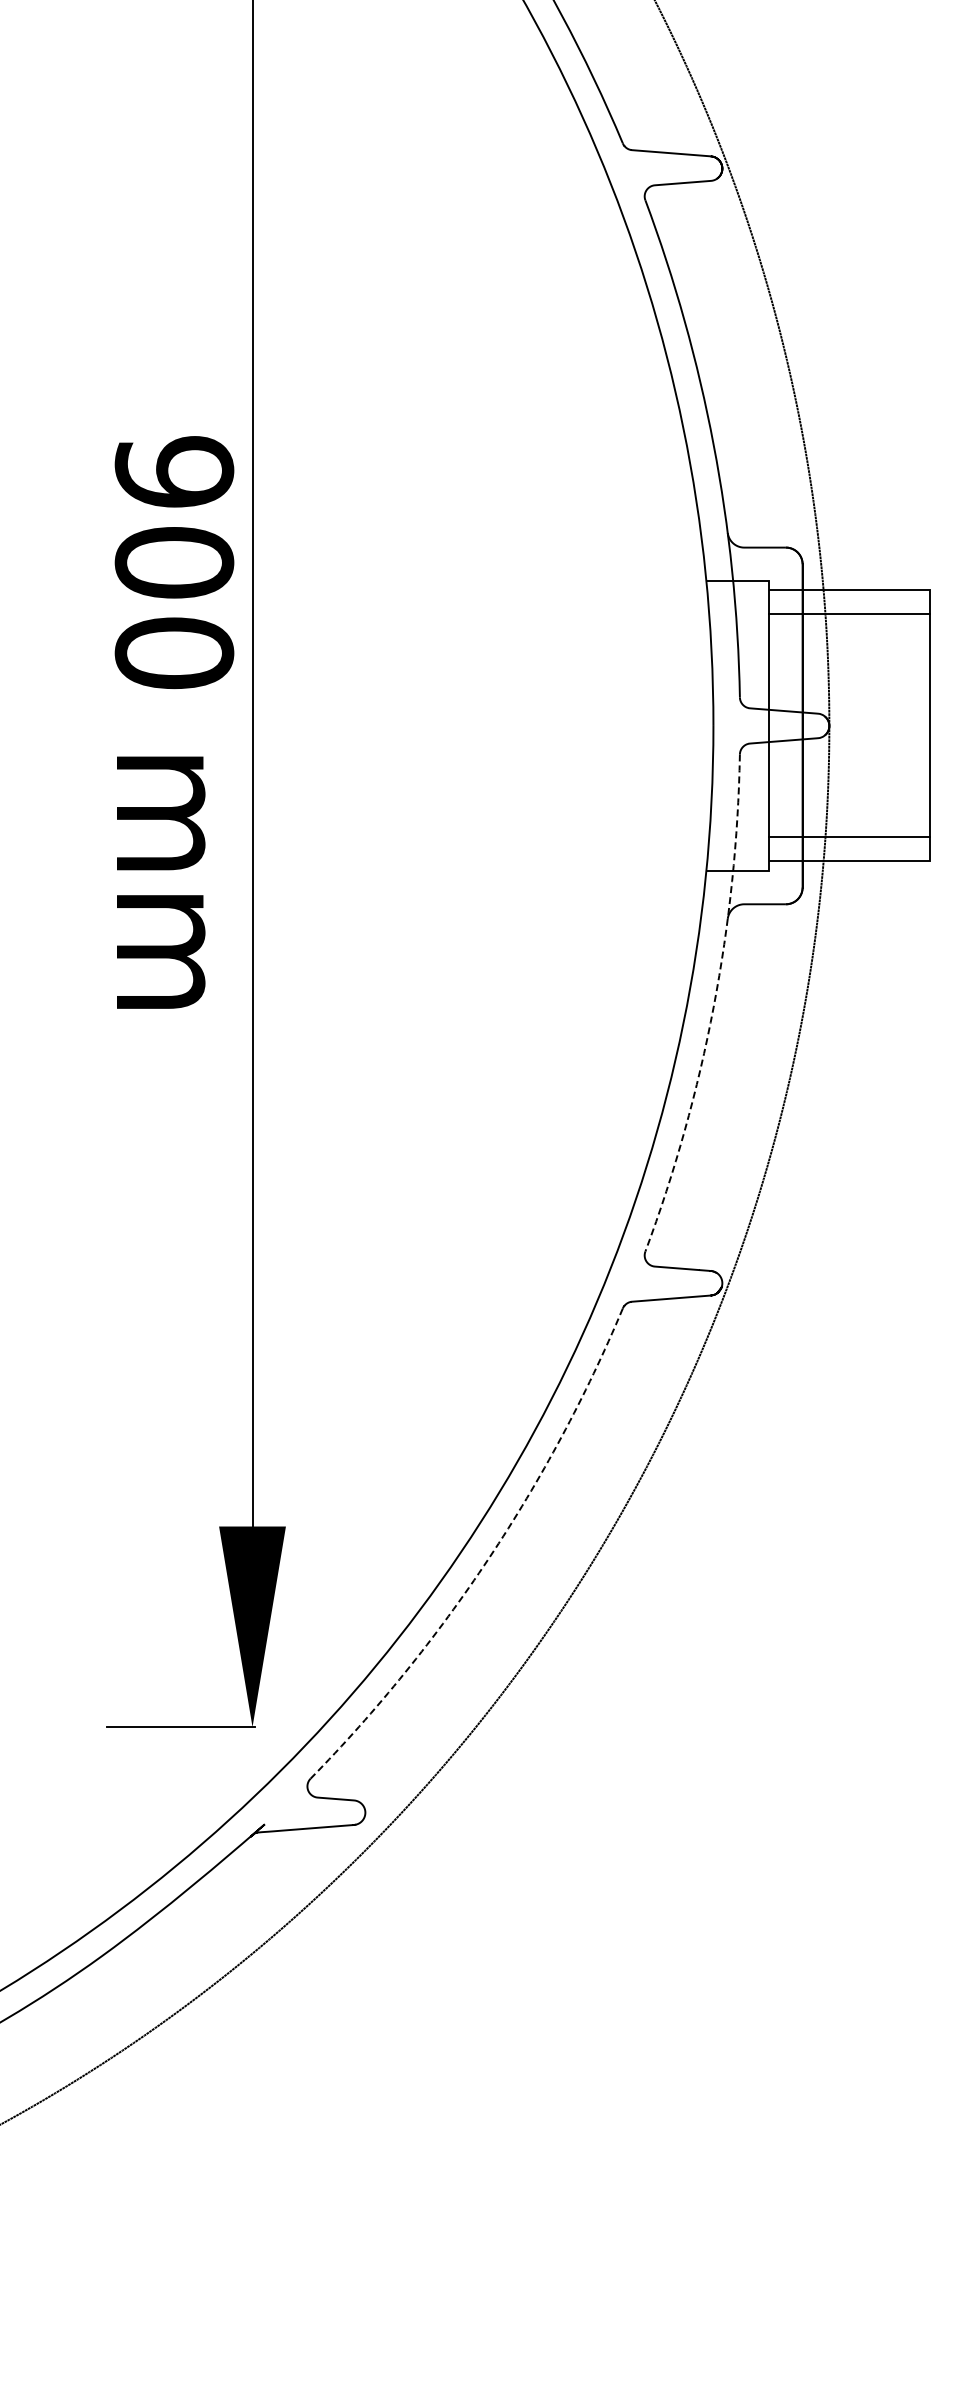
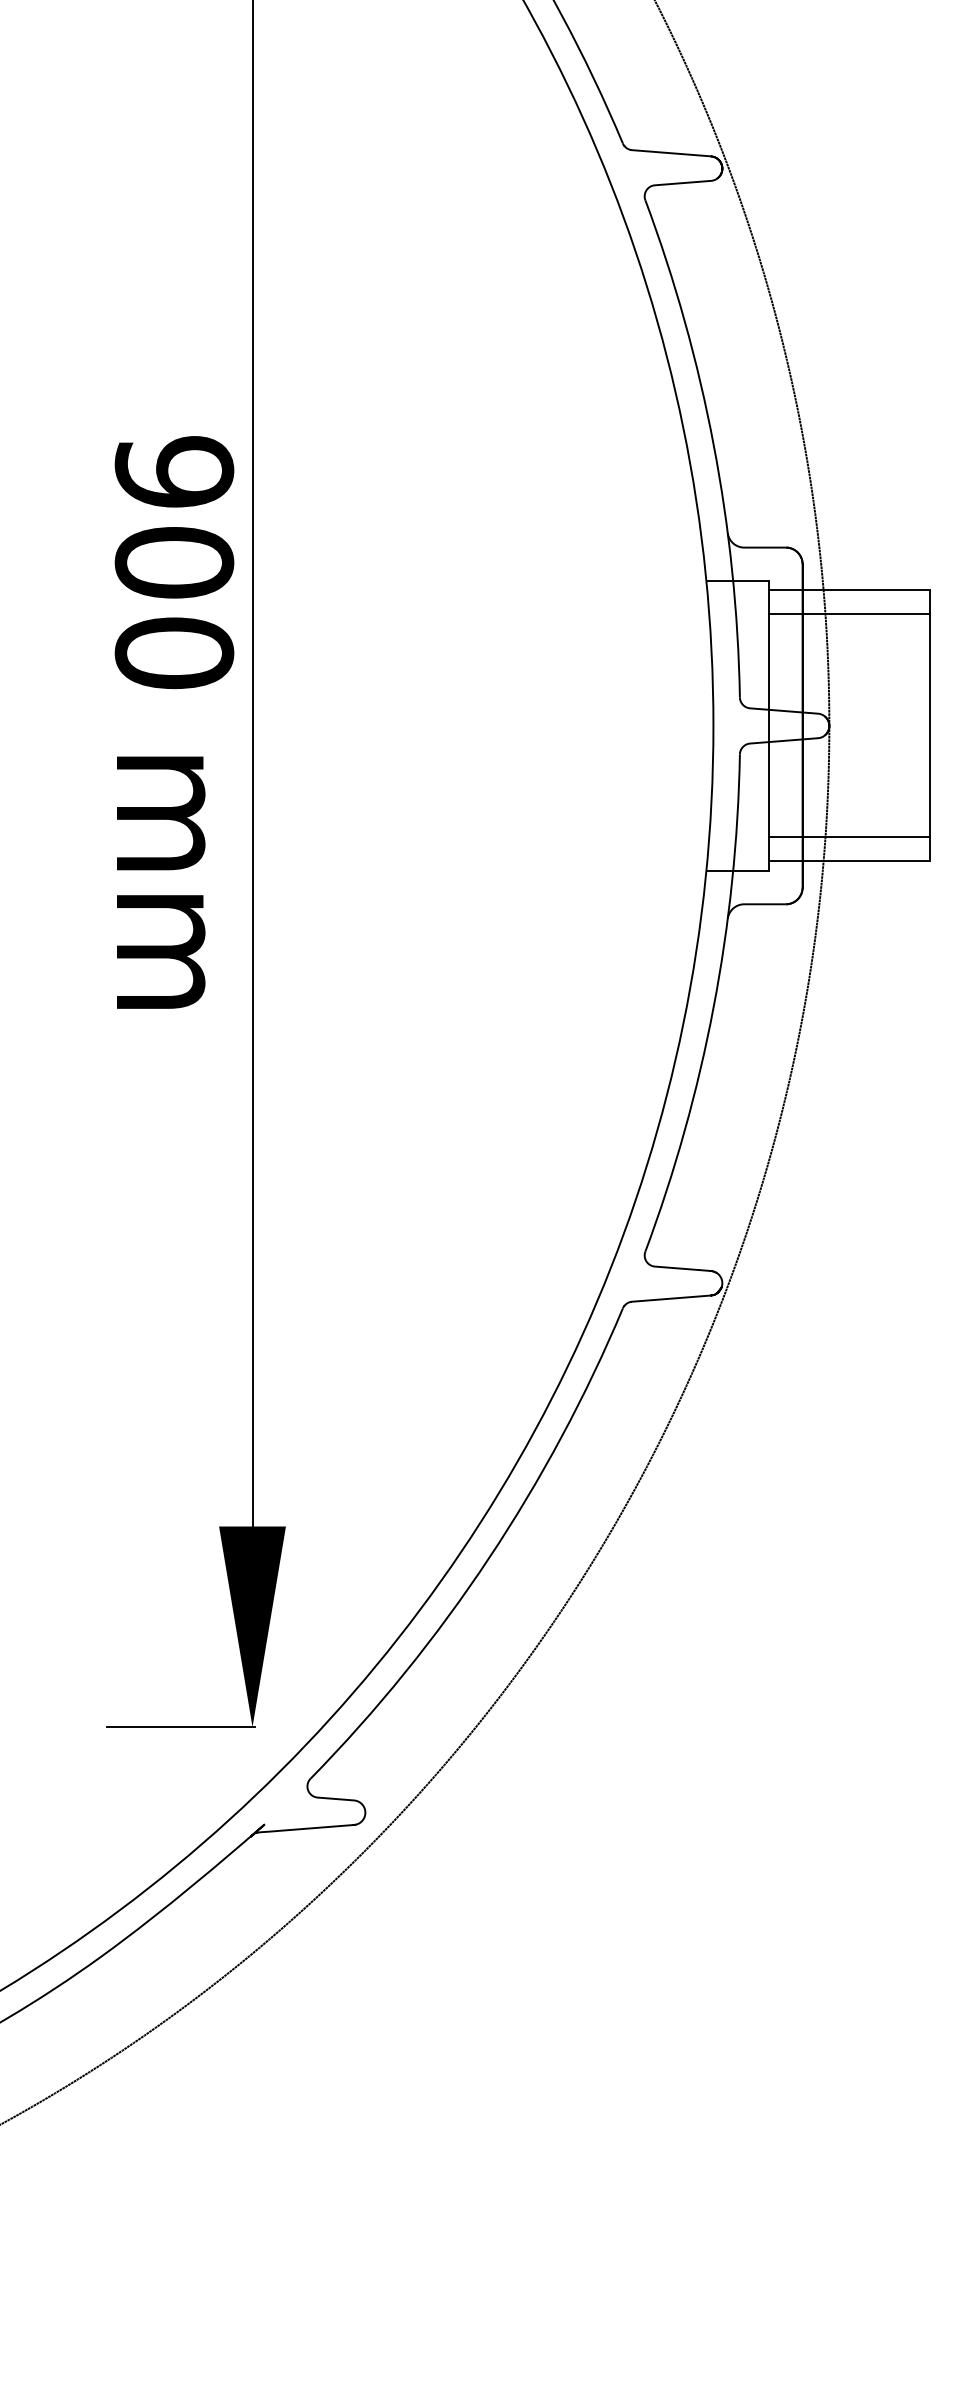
arc: dashed -> solid (713, 1007)
arc: dashed -> solid (488, 1558)
